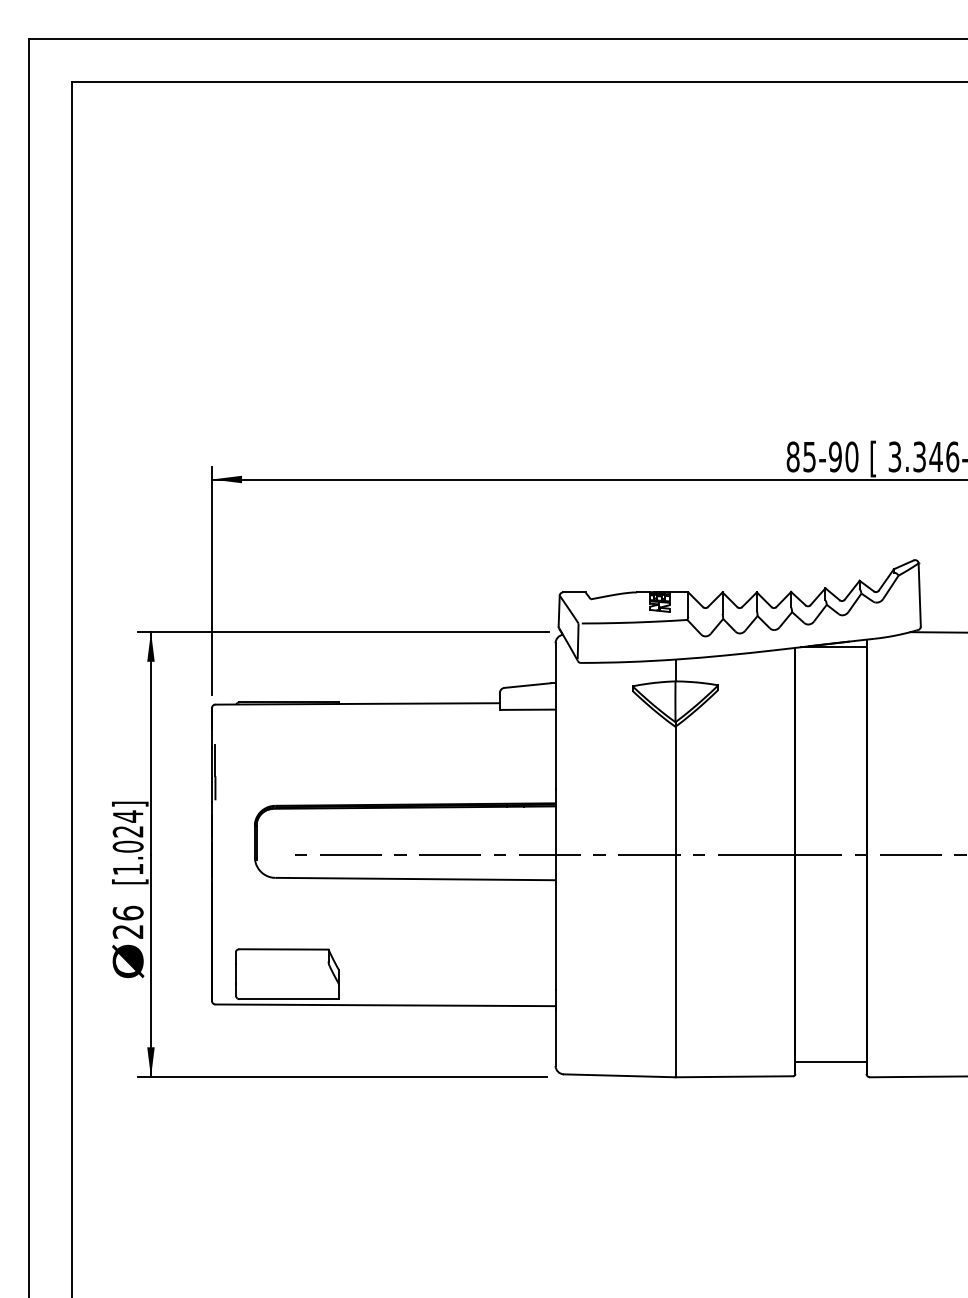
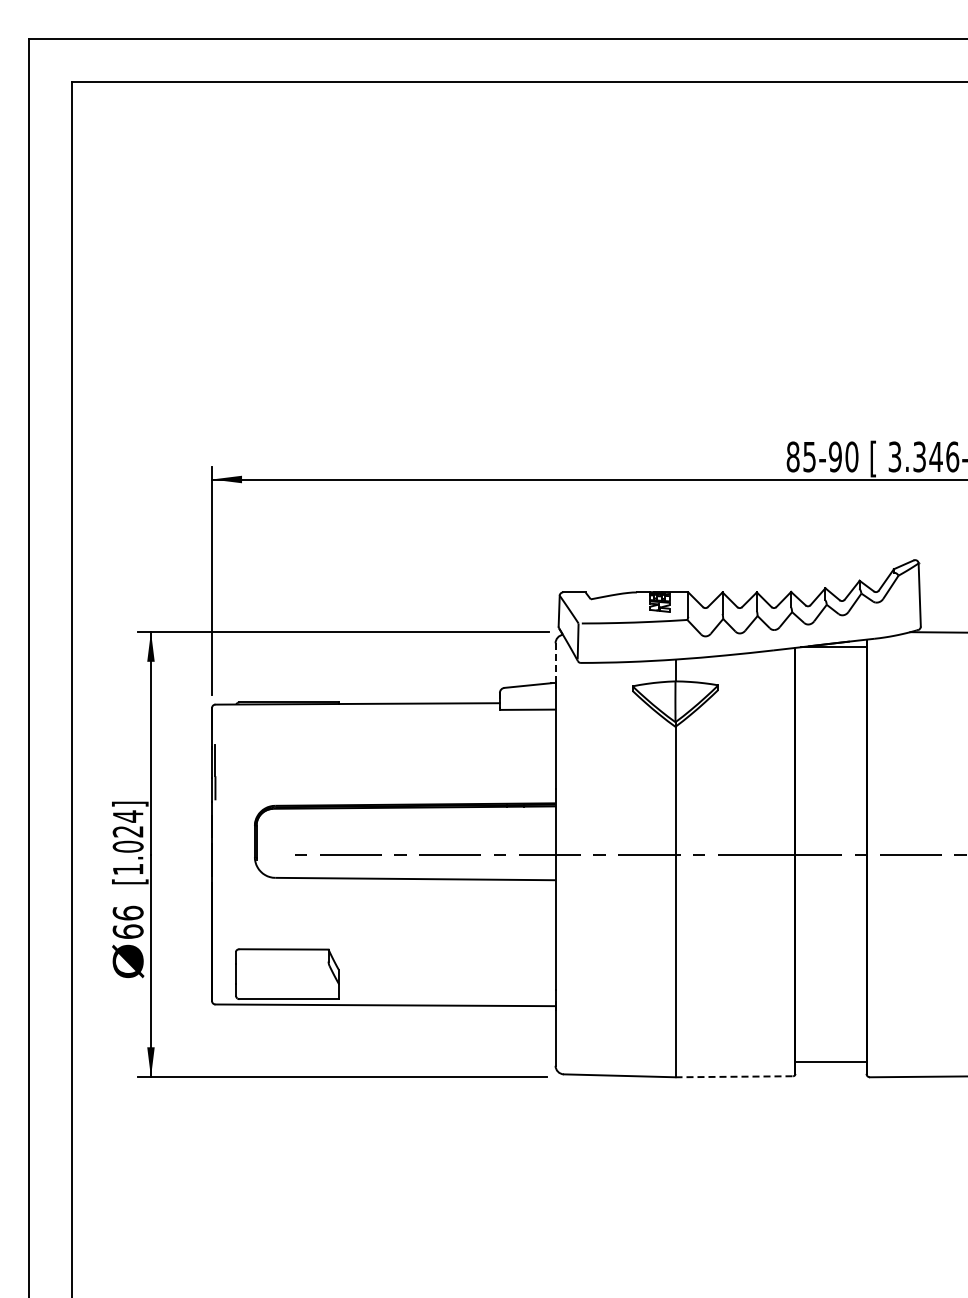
line: solid -> dashed (555, 662)
text: 26 -> 66 (127, 931)
line: solid -> dashed (734, 1076)
